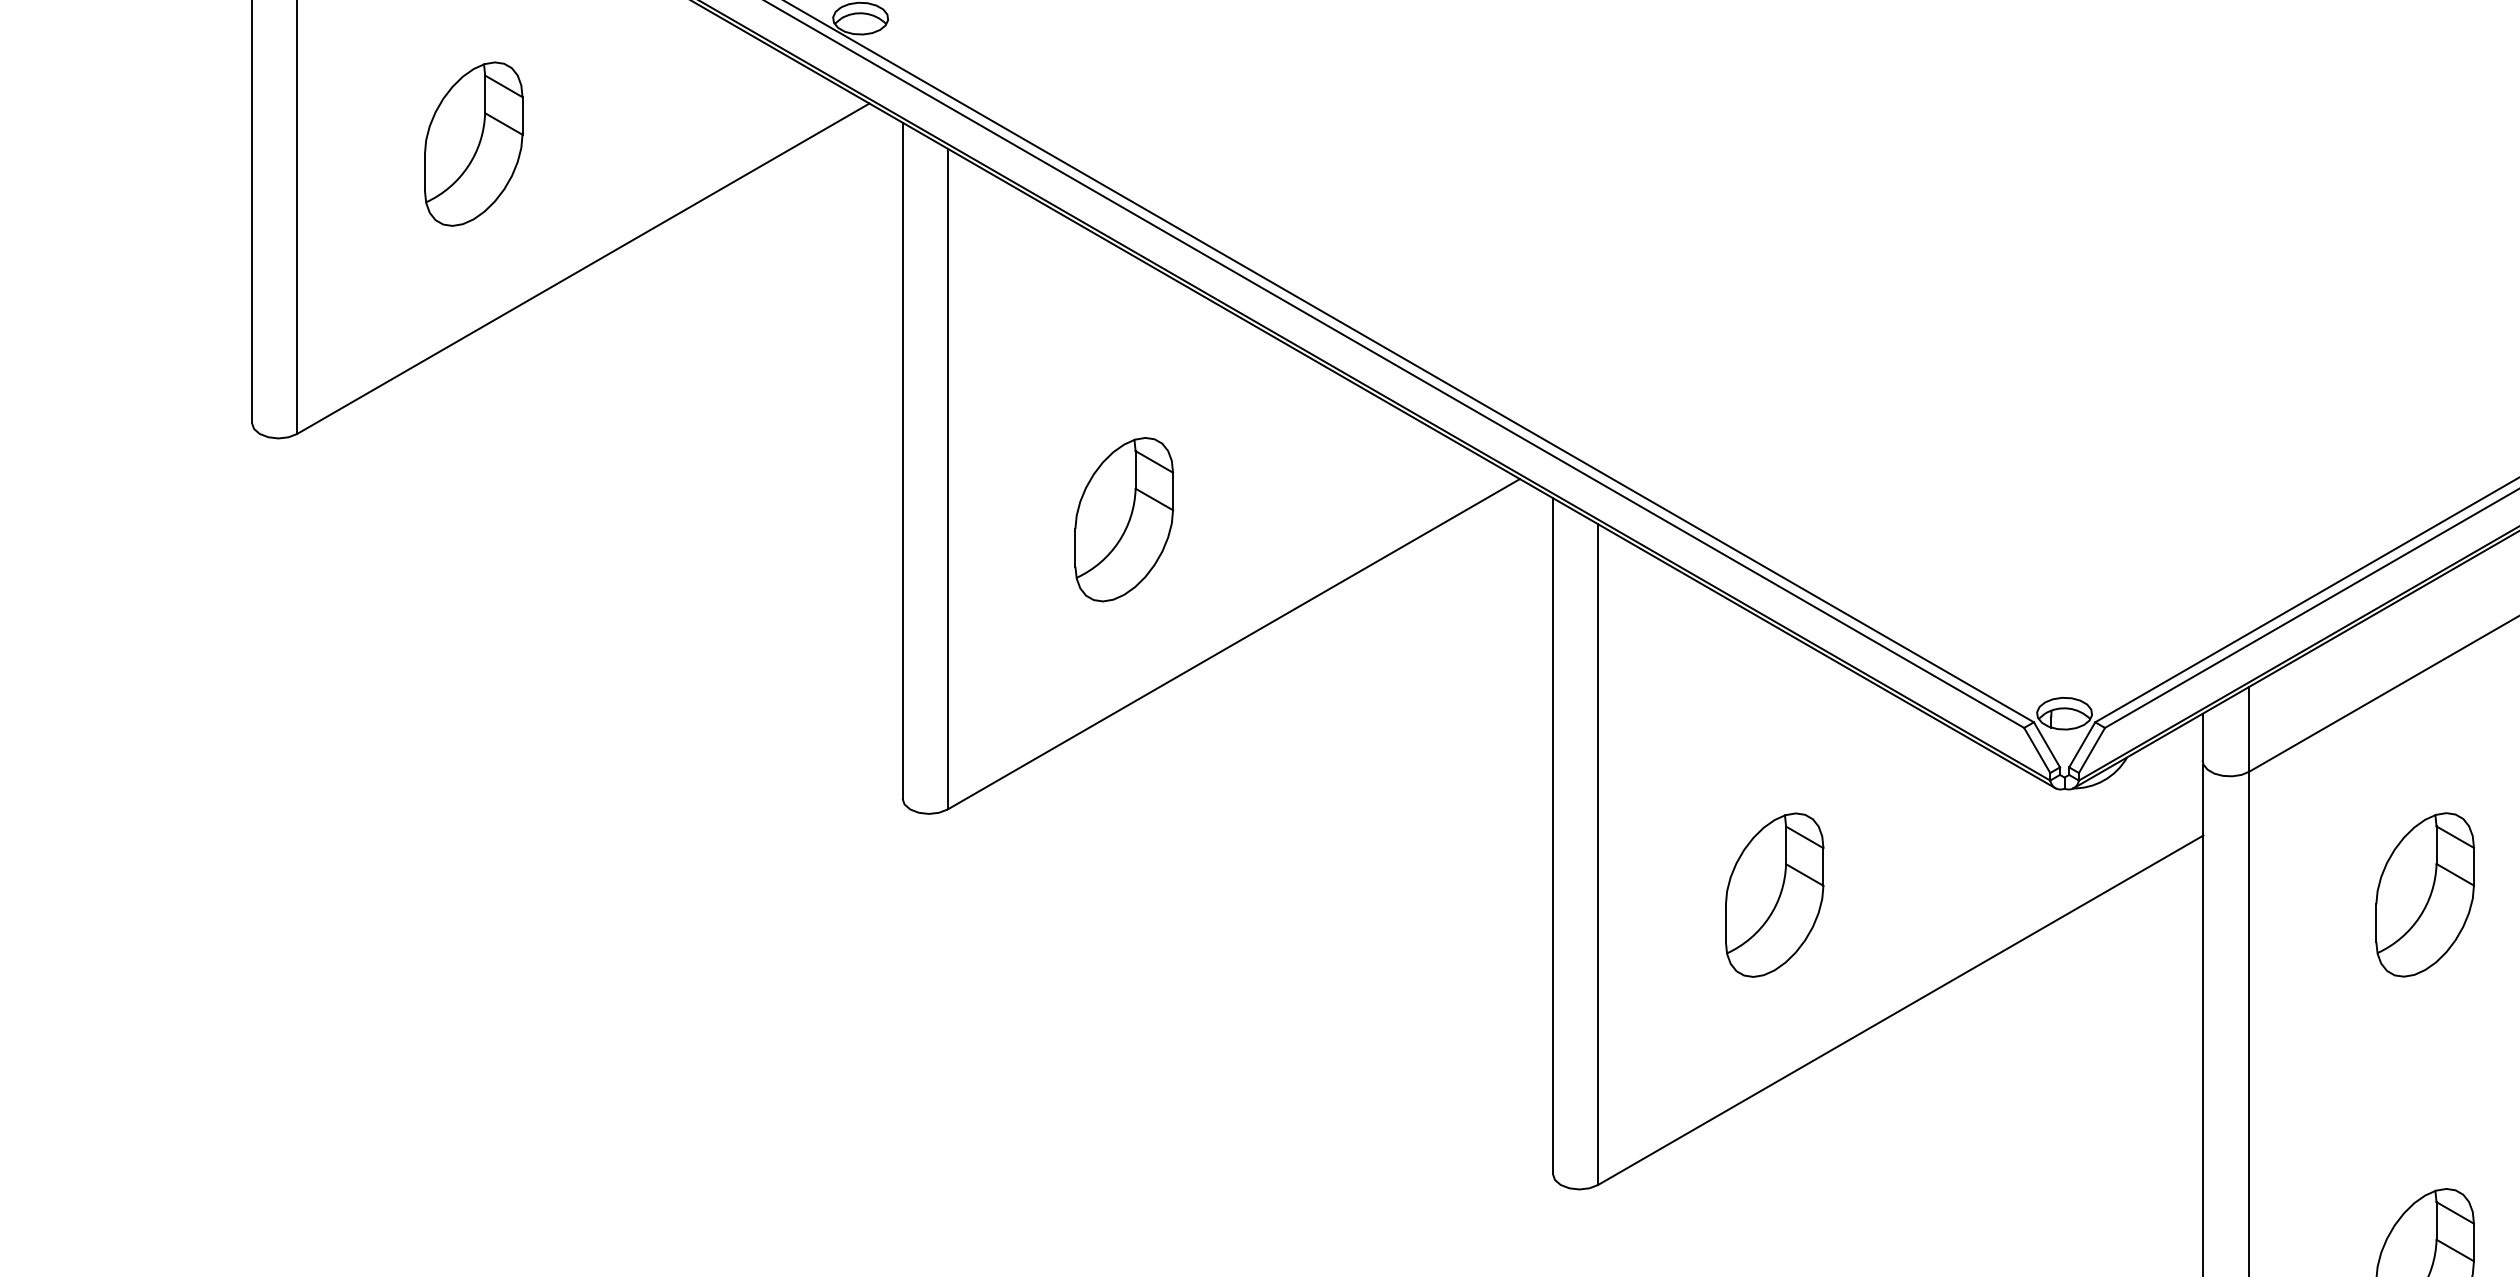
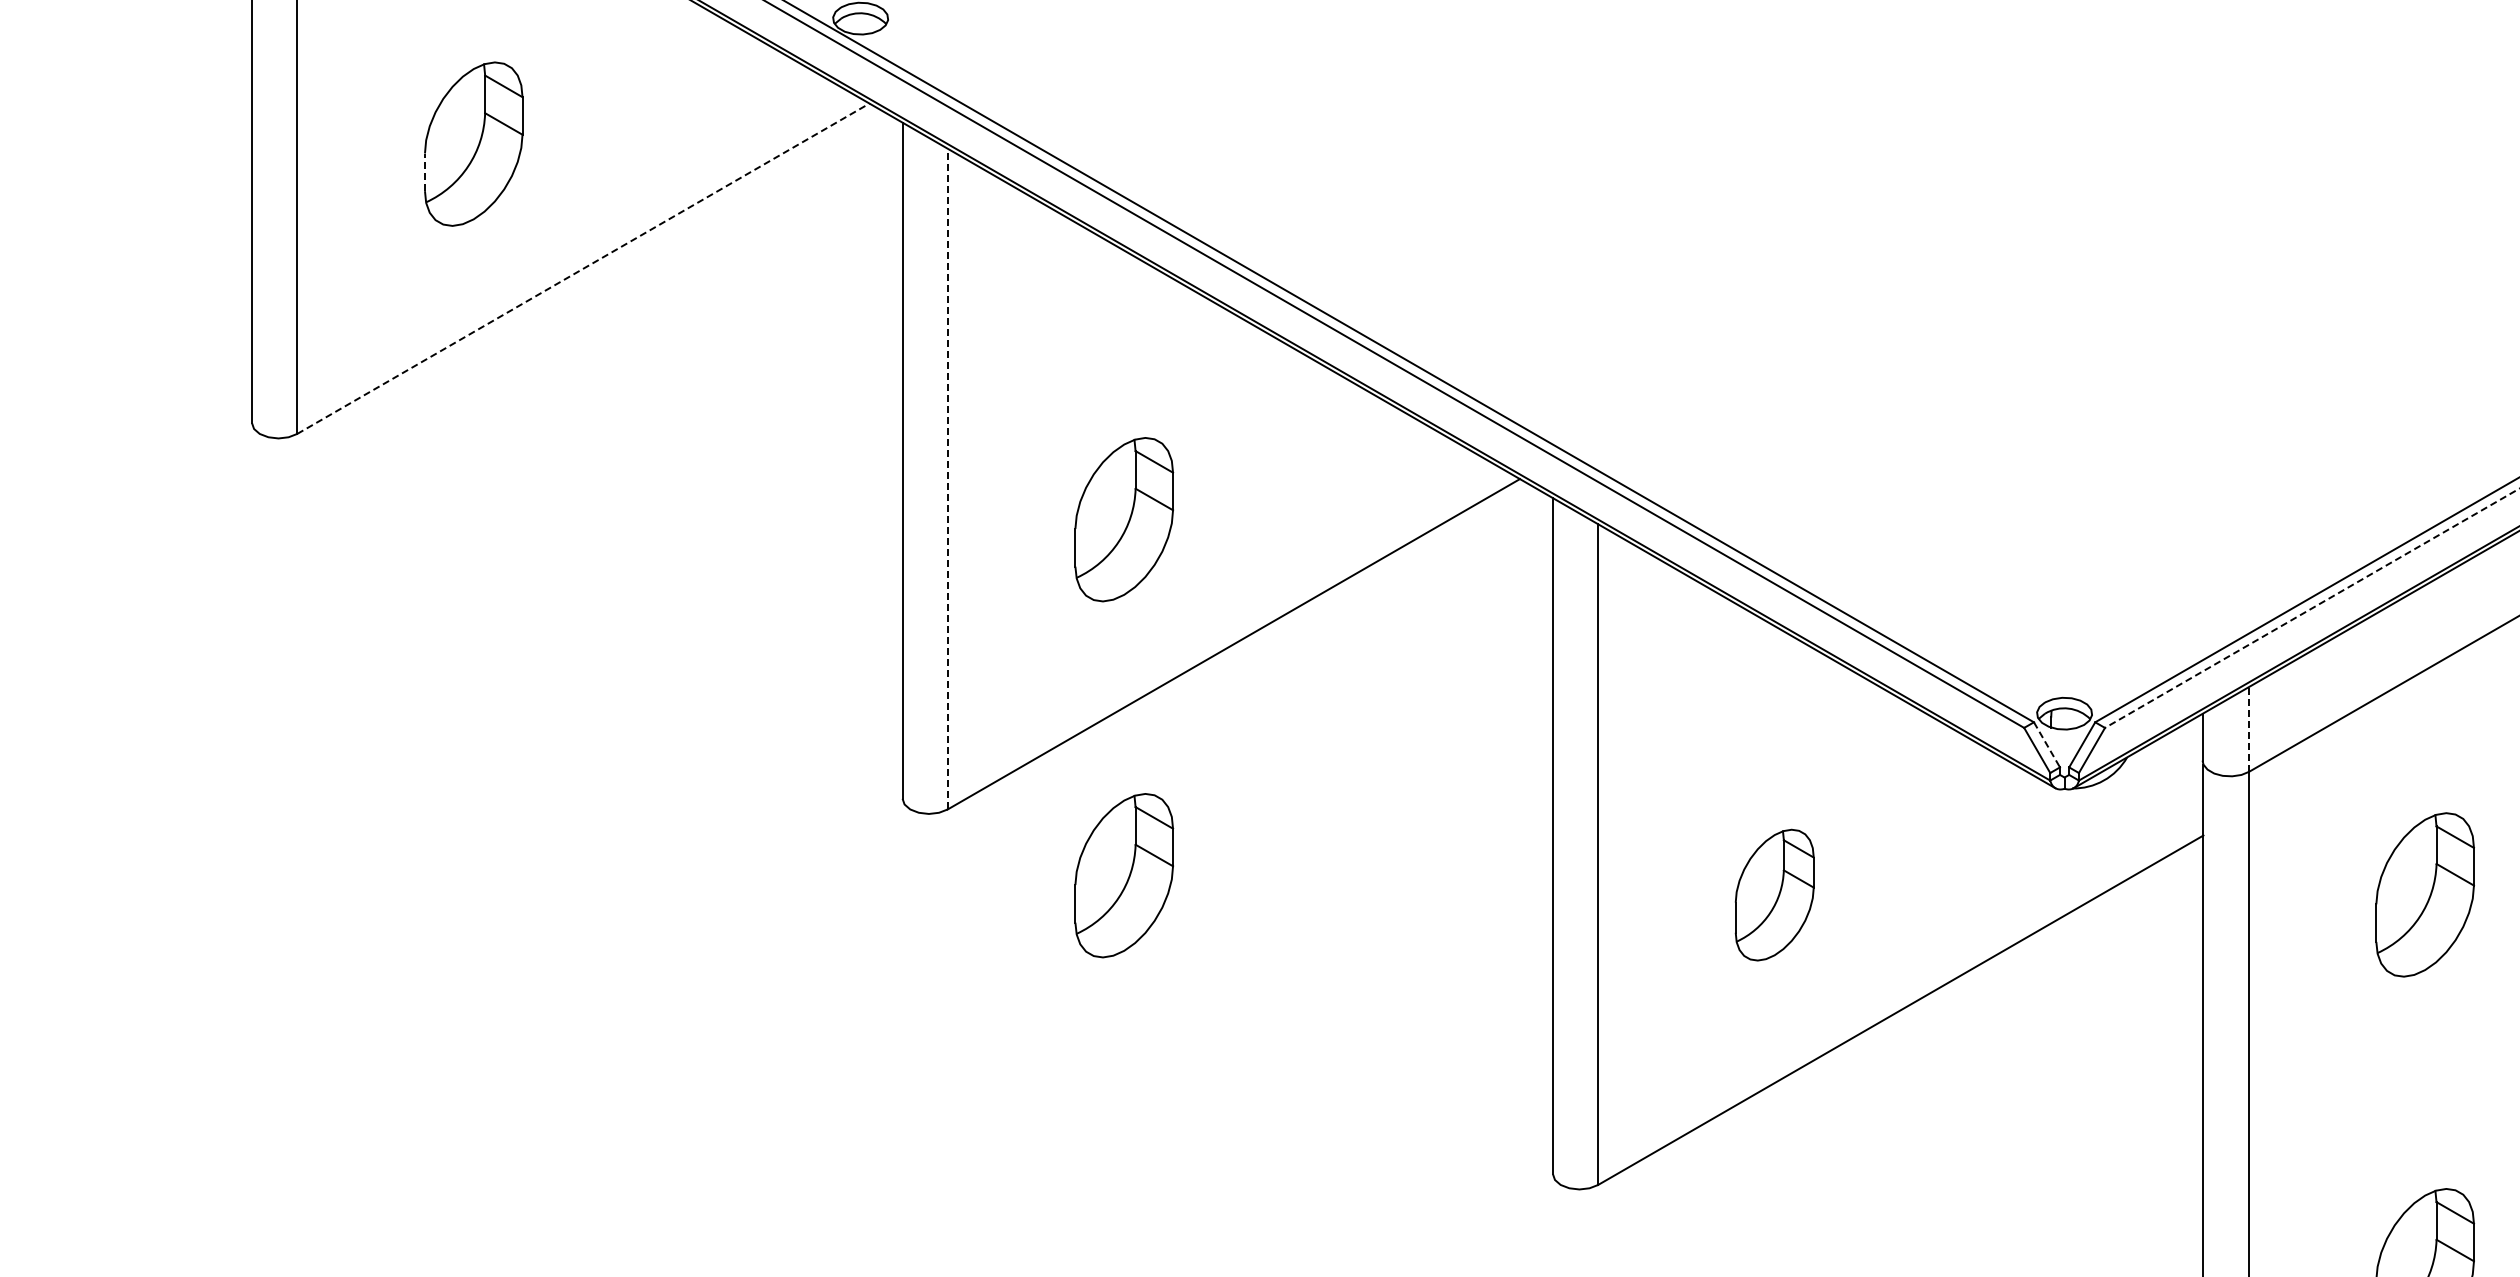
line: solid -> dashed (424, 172)
line: solid -> dashed (583, 268)
line: solid -> dashed (947, 478)
line: solid -> dashed (2311, 608)
line: solid -> dashed (2249, 728)
line: solid -> dashed (2047, 745)
part: none -> present (1124, 875)
part size: 100x166 px -> 81x134 px (1774, 894)
